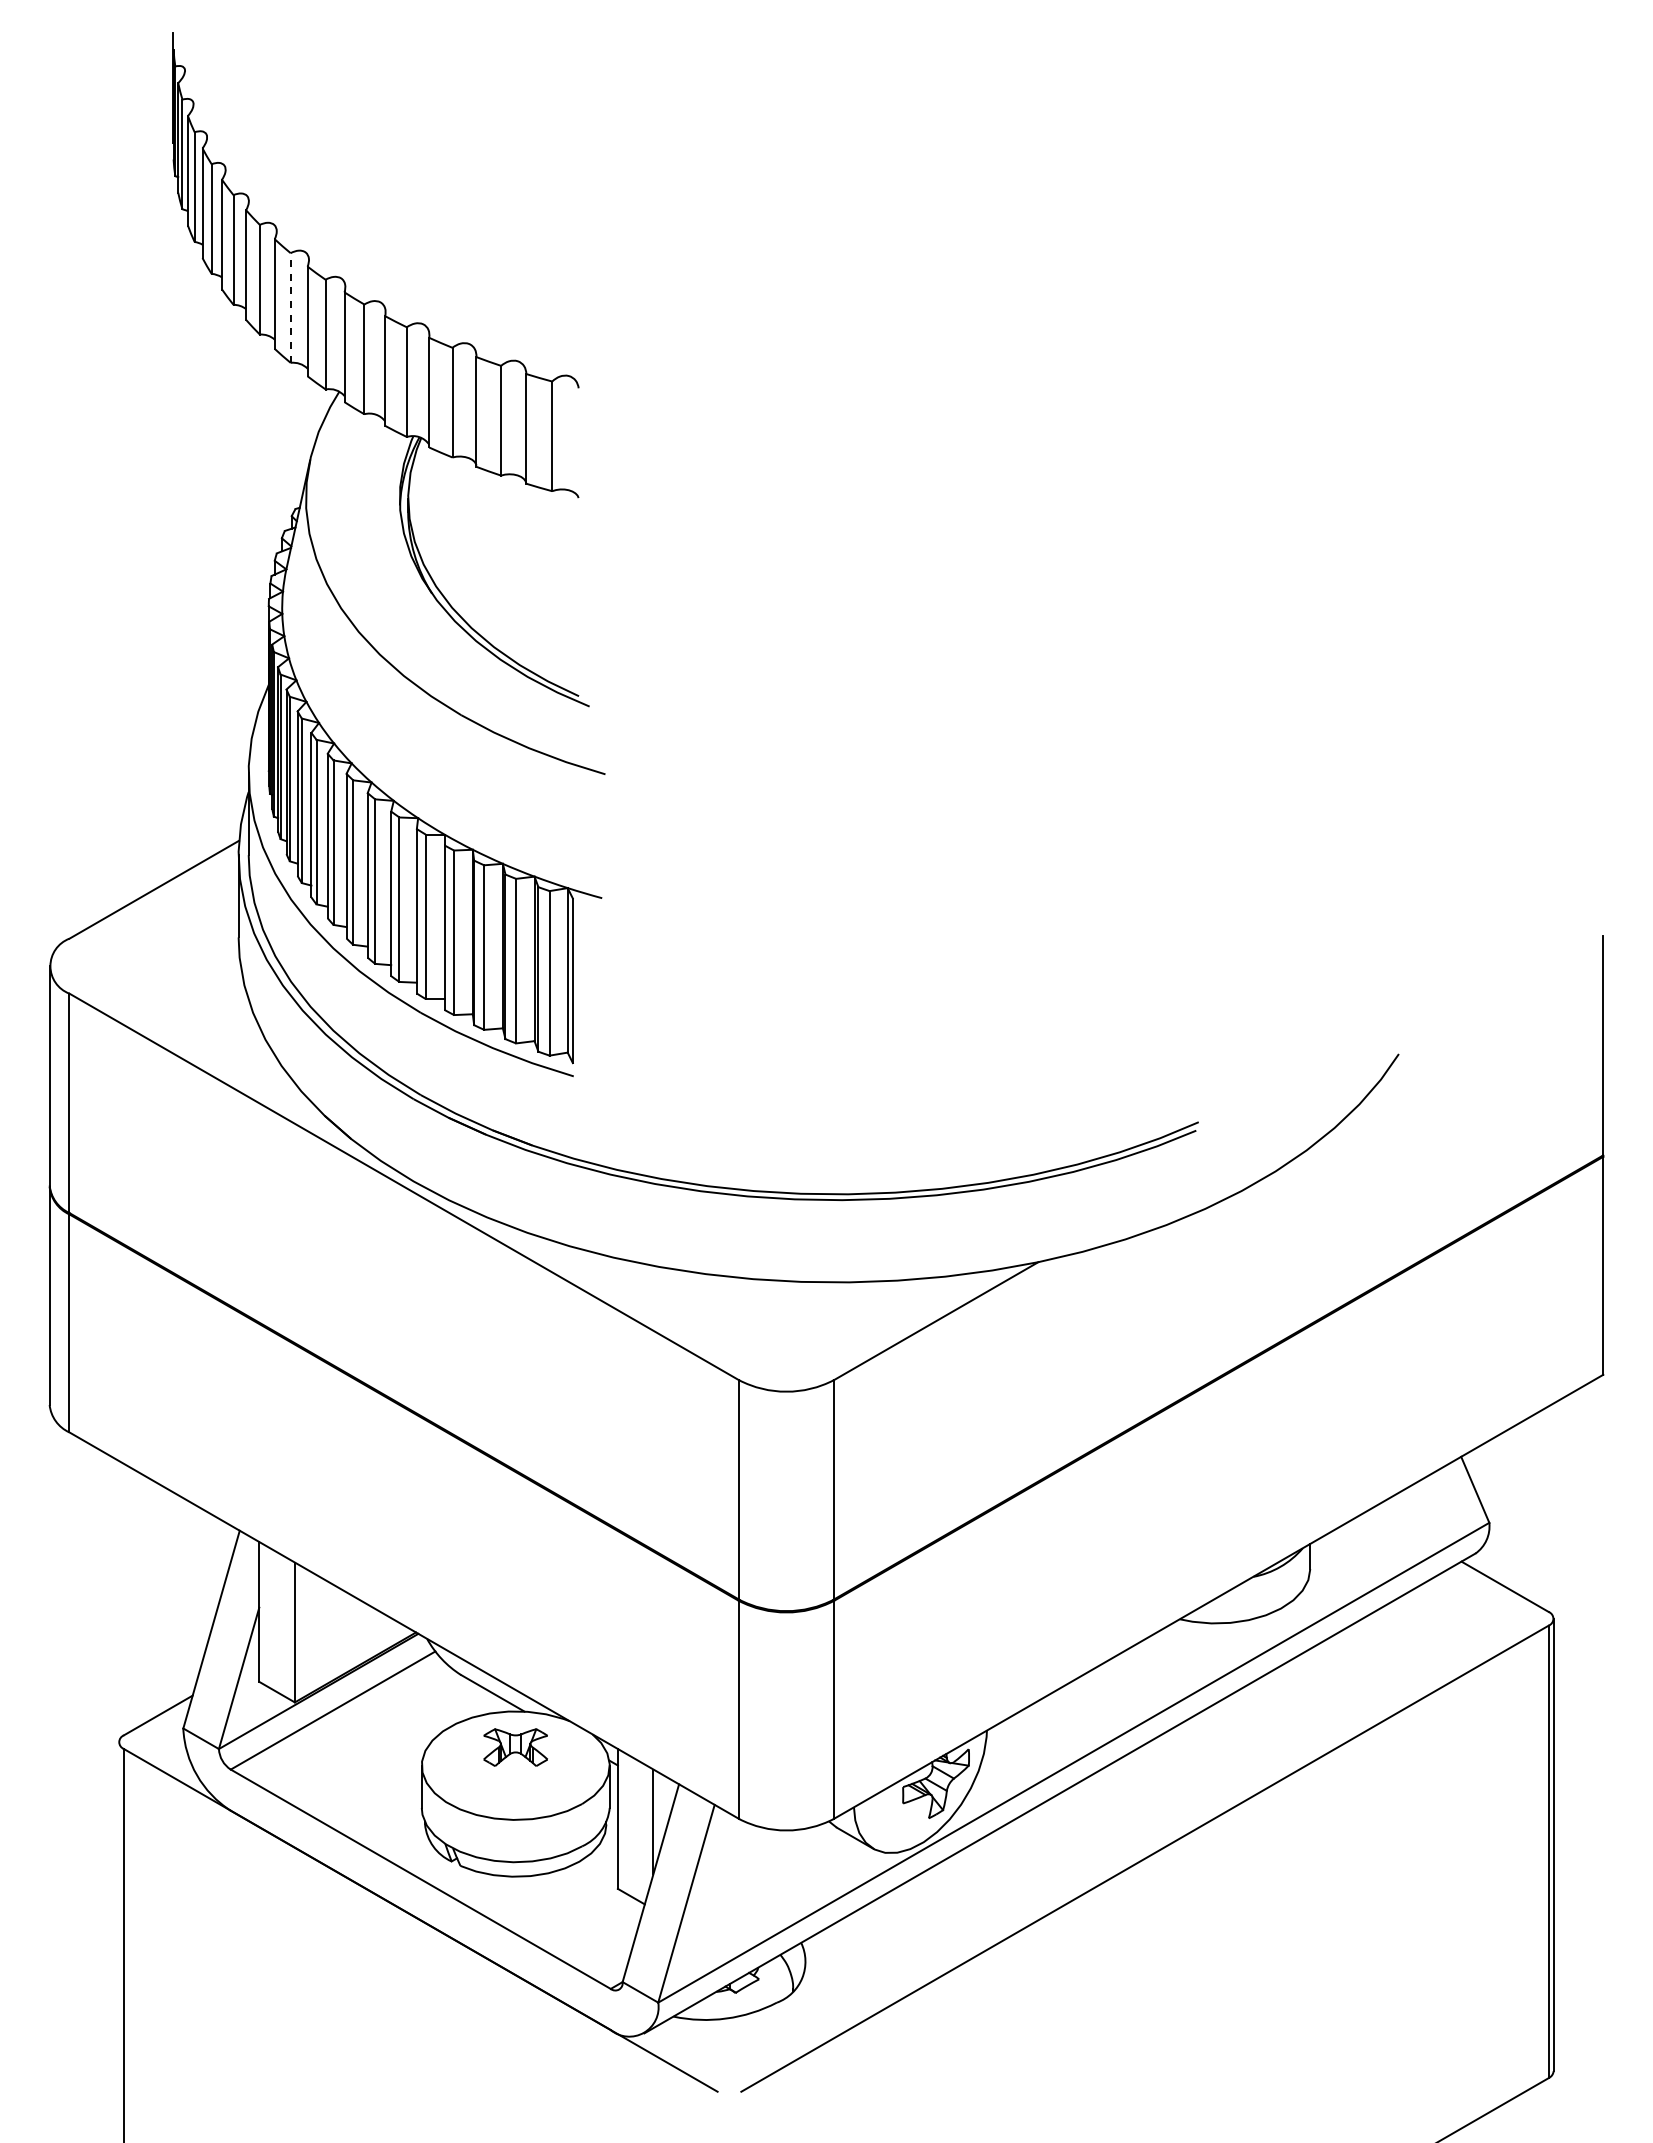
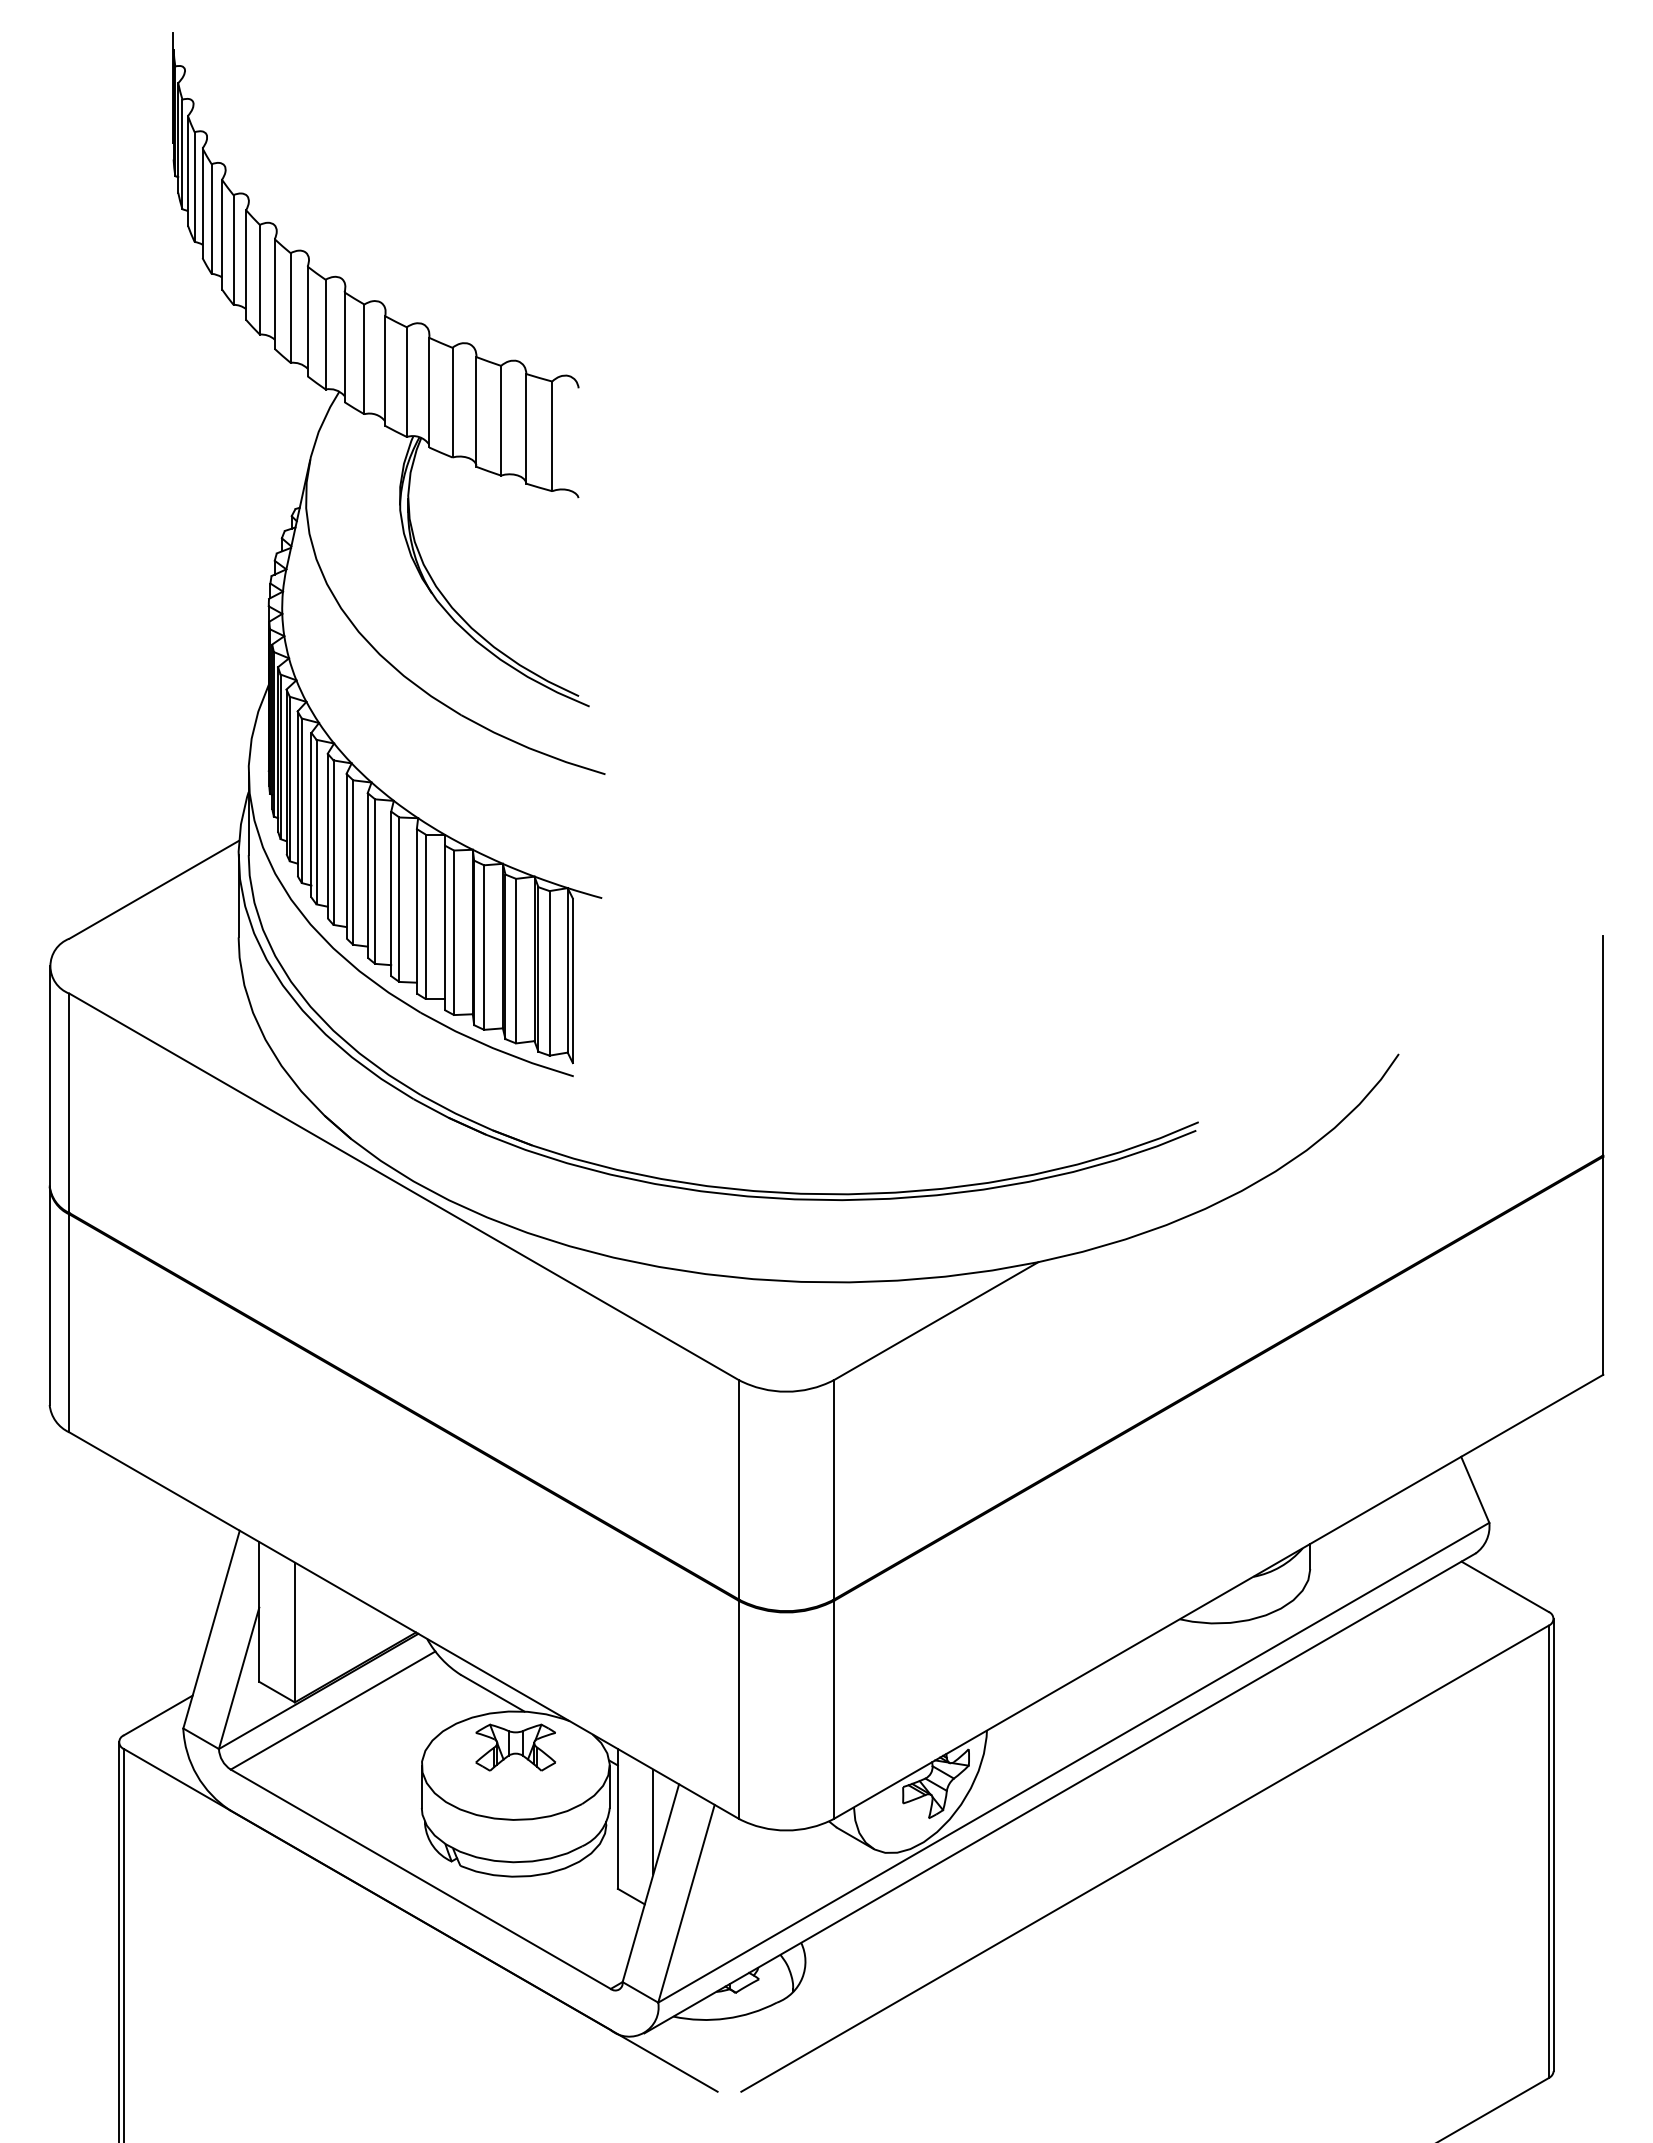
line: dashed -> solid (290, 308)
part size: 65x39 px -> 81x49 px (515, 1747)
line: none -> present (119, 1940)
